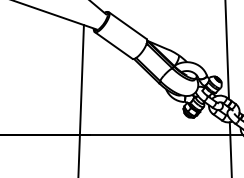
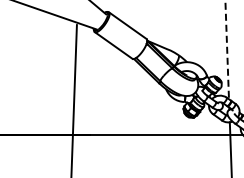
line: solid -> dashed (227, 50)
line position: (80, 99) -> (73, 99) (73, 99)
